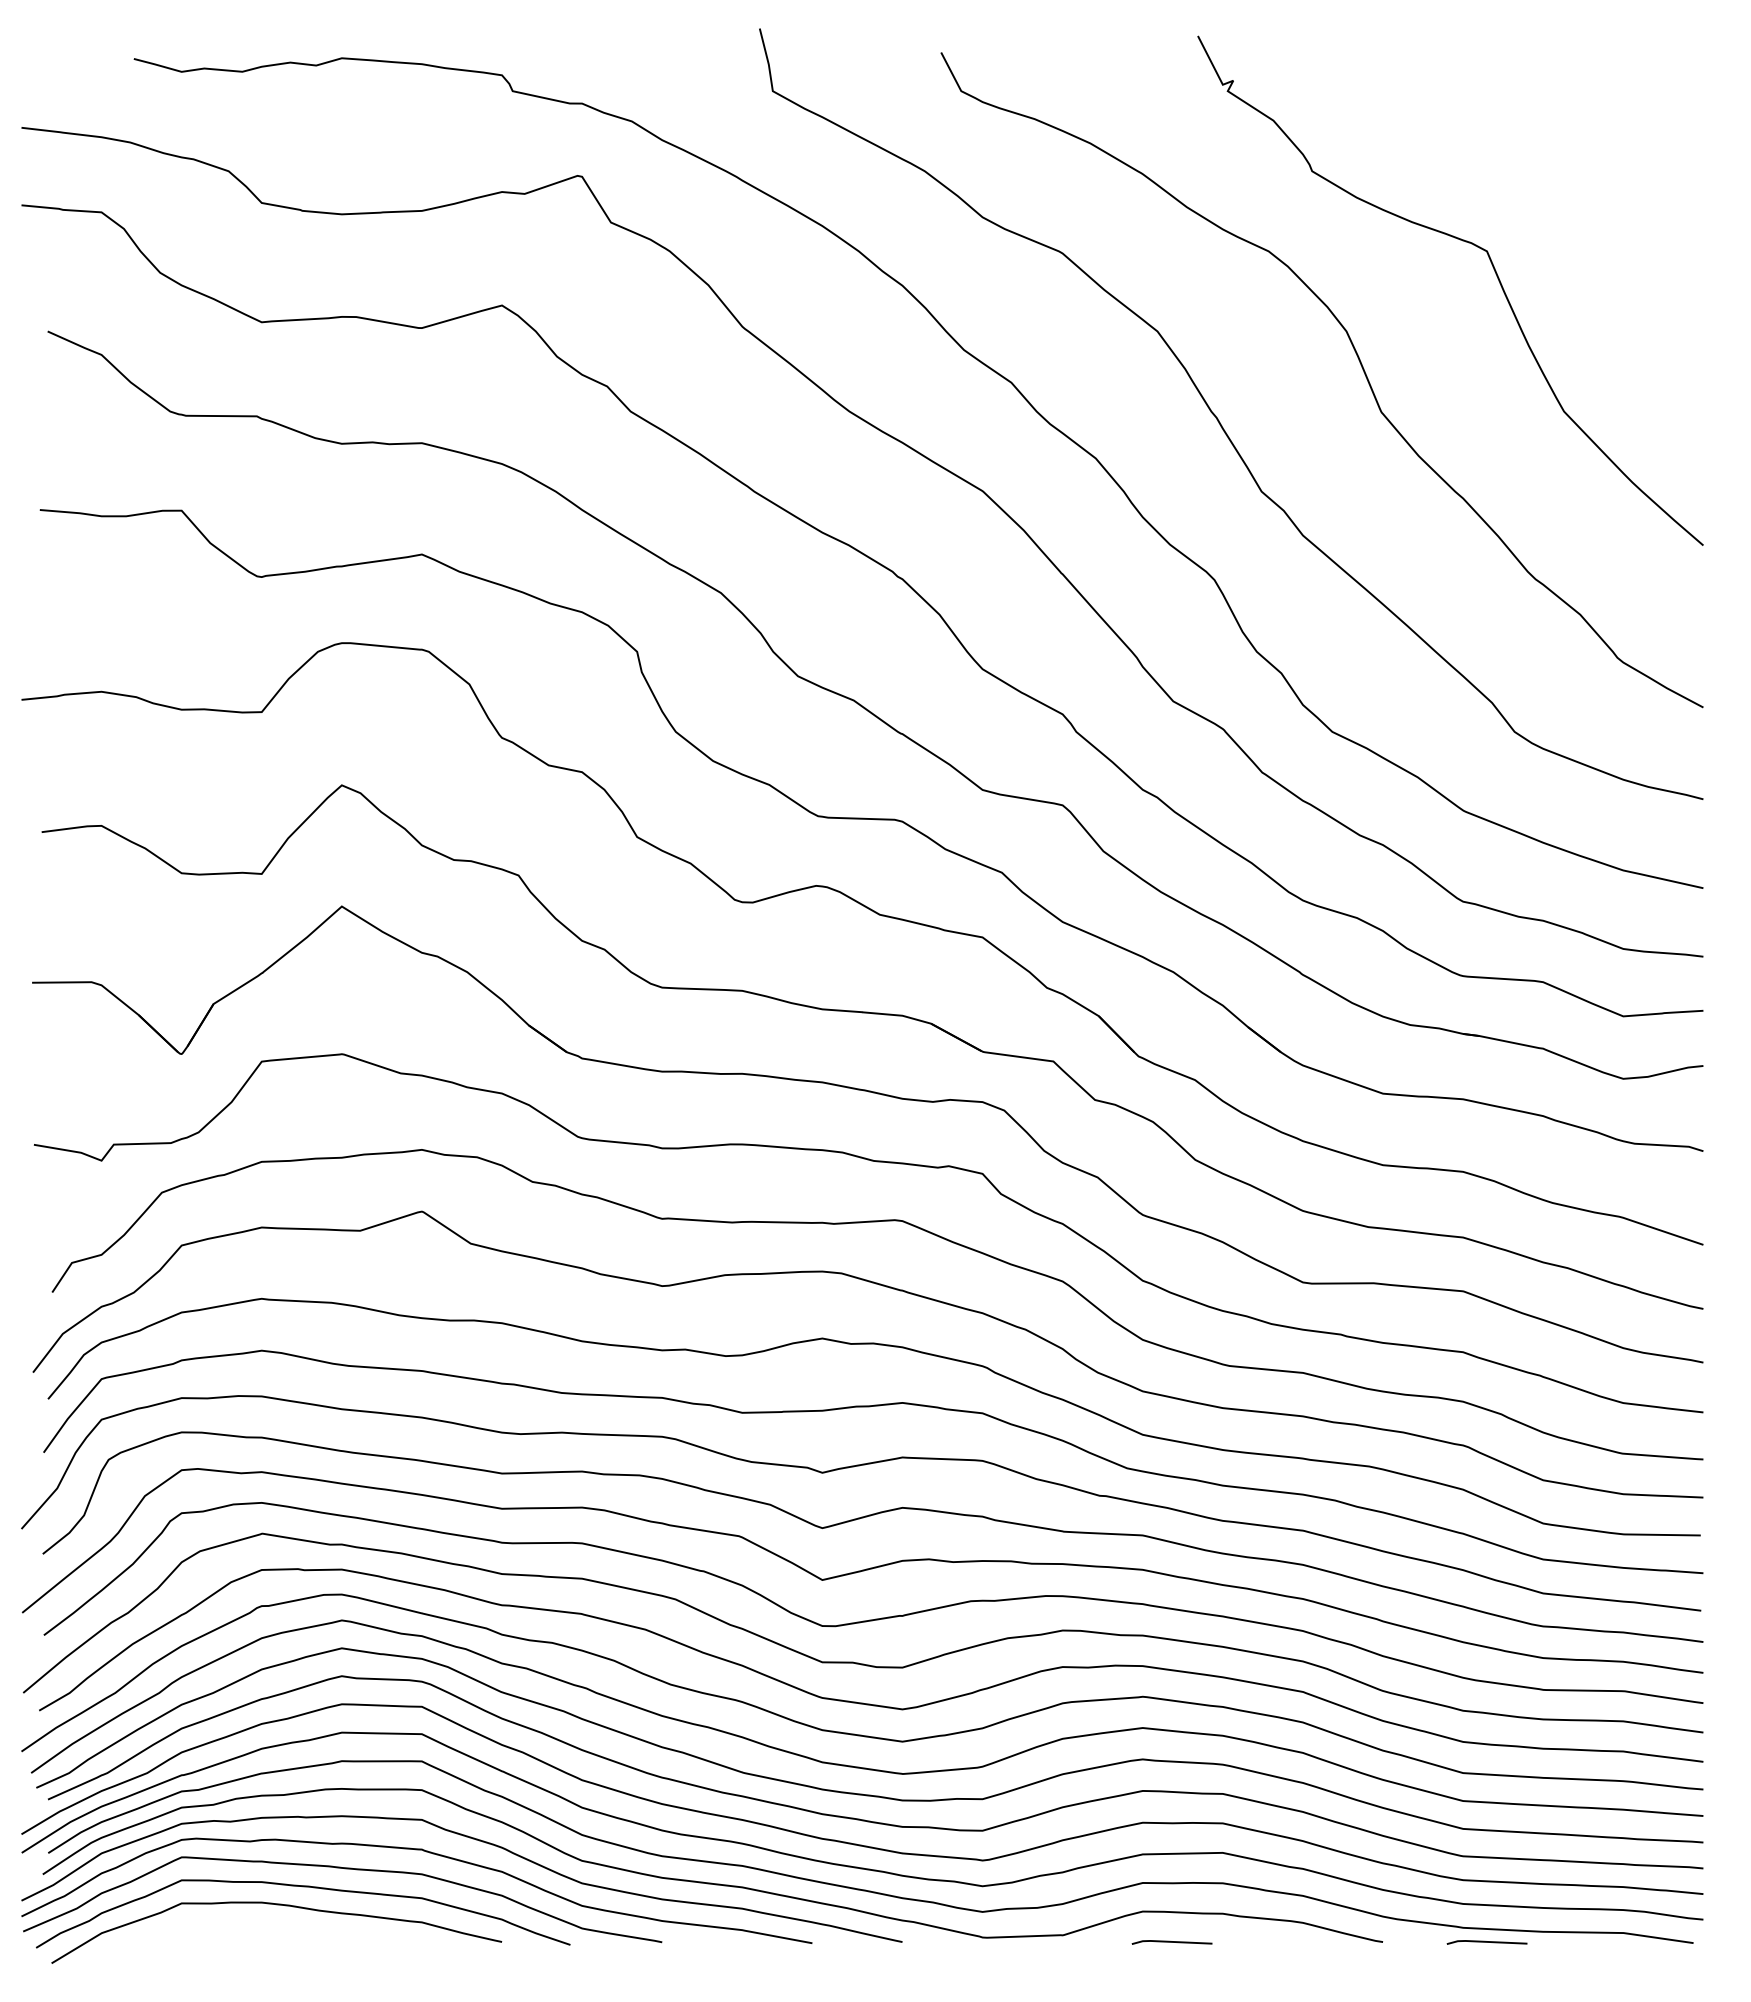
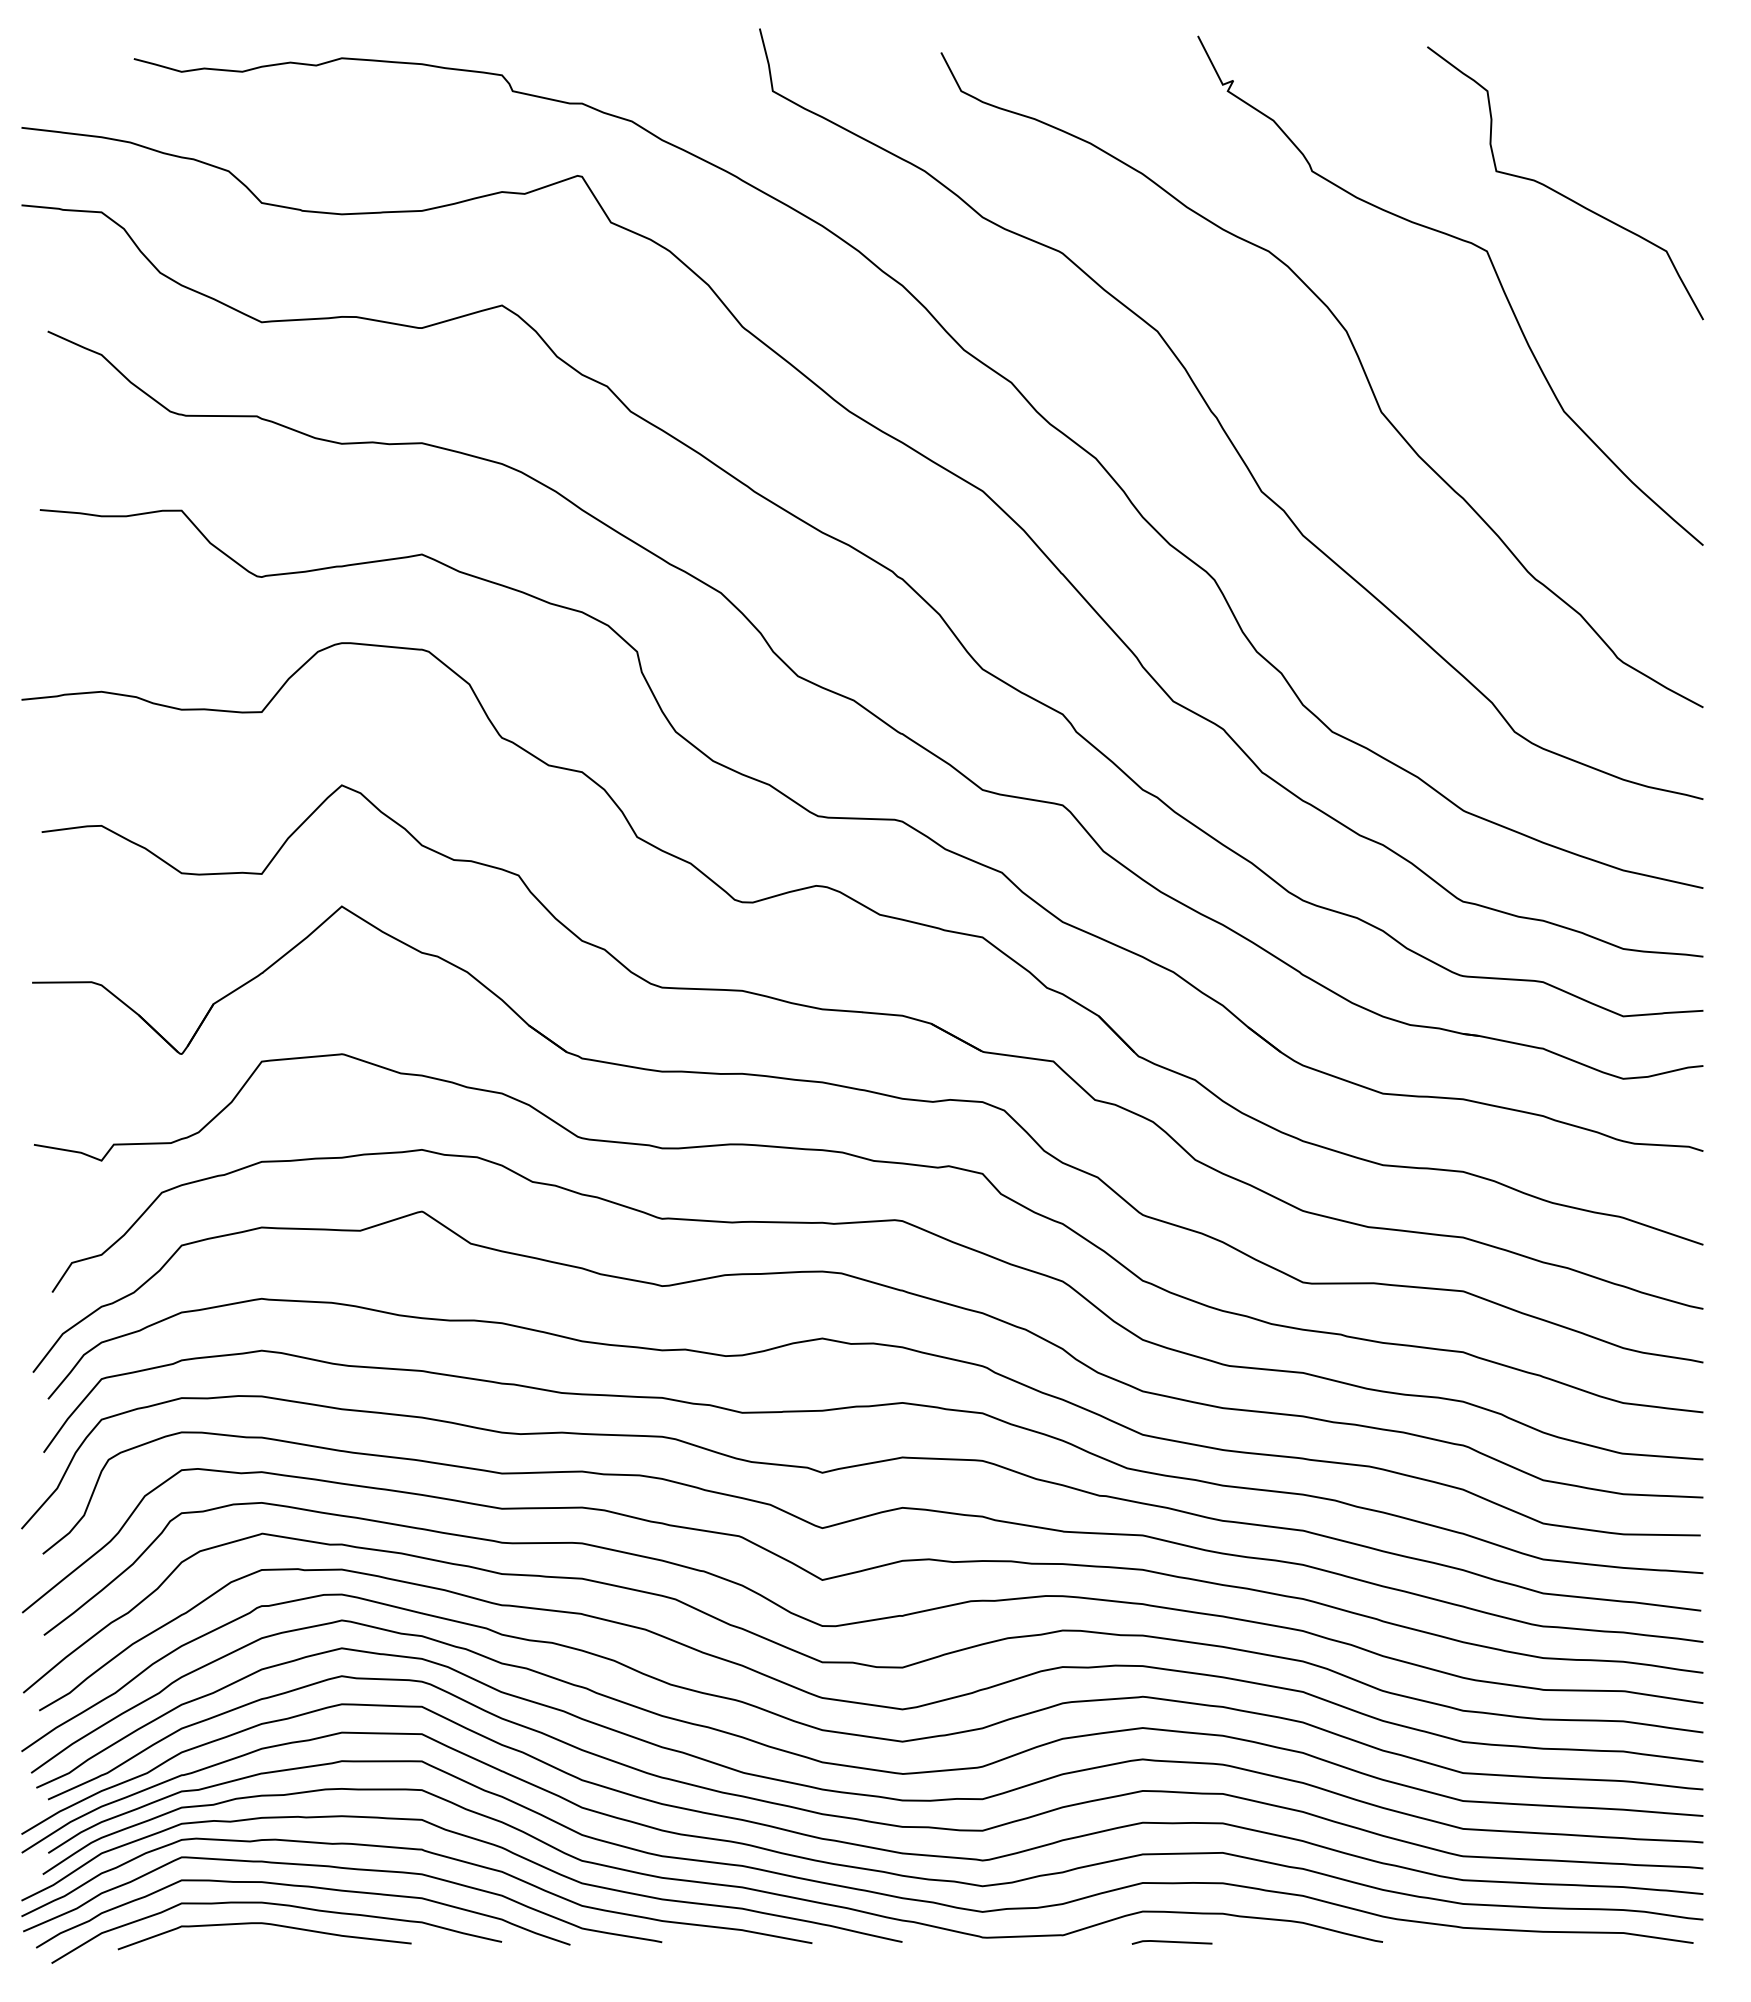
curve: none -> present (1561, 193)
curve: none -> present (264, 1924)
line: present -> none (1486, 1942)
